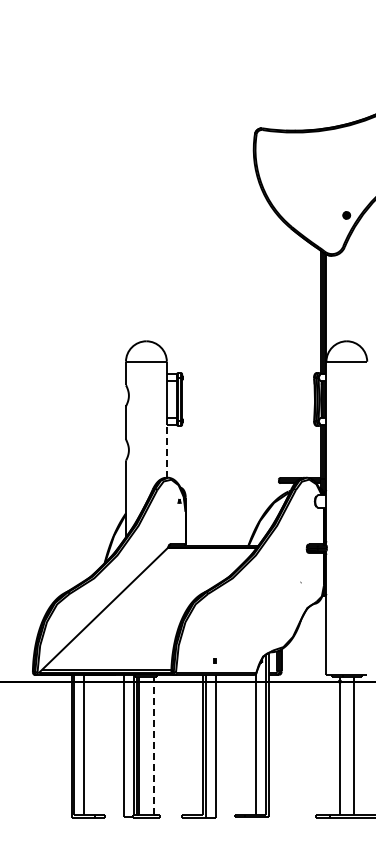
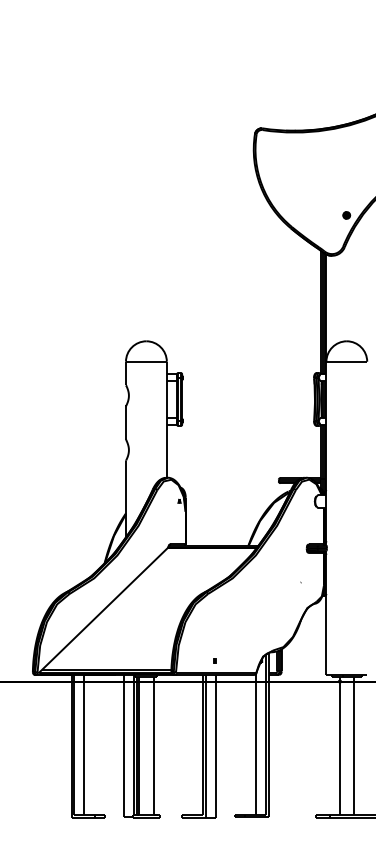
line: dashed -> solid (166, 451)
line: dashed -> solid (153, 745)
